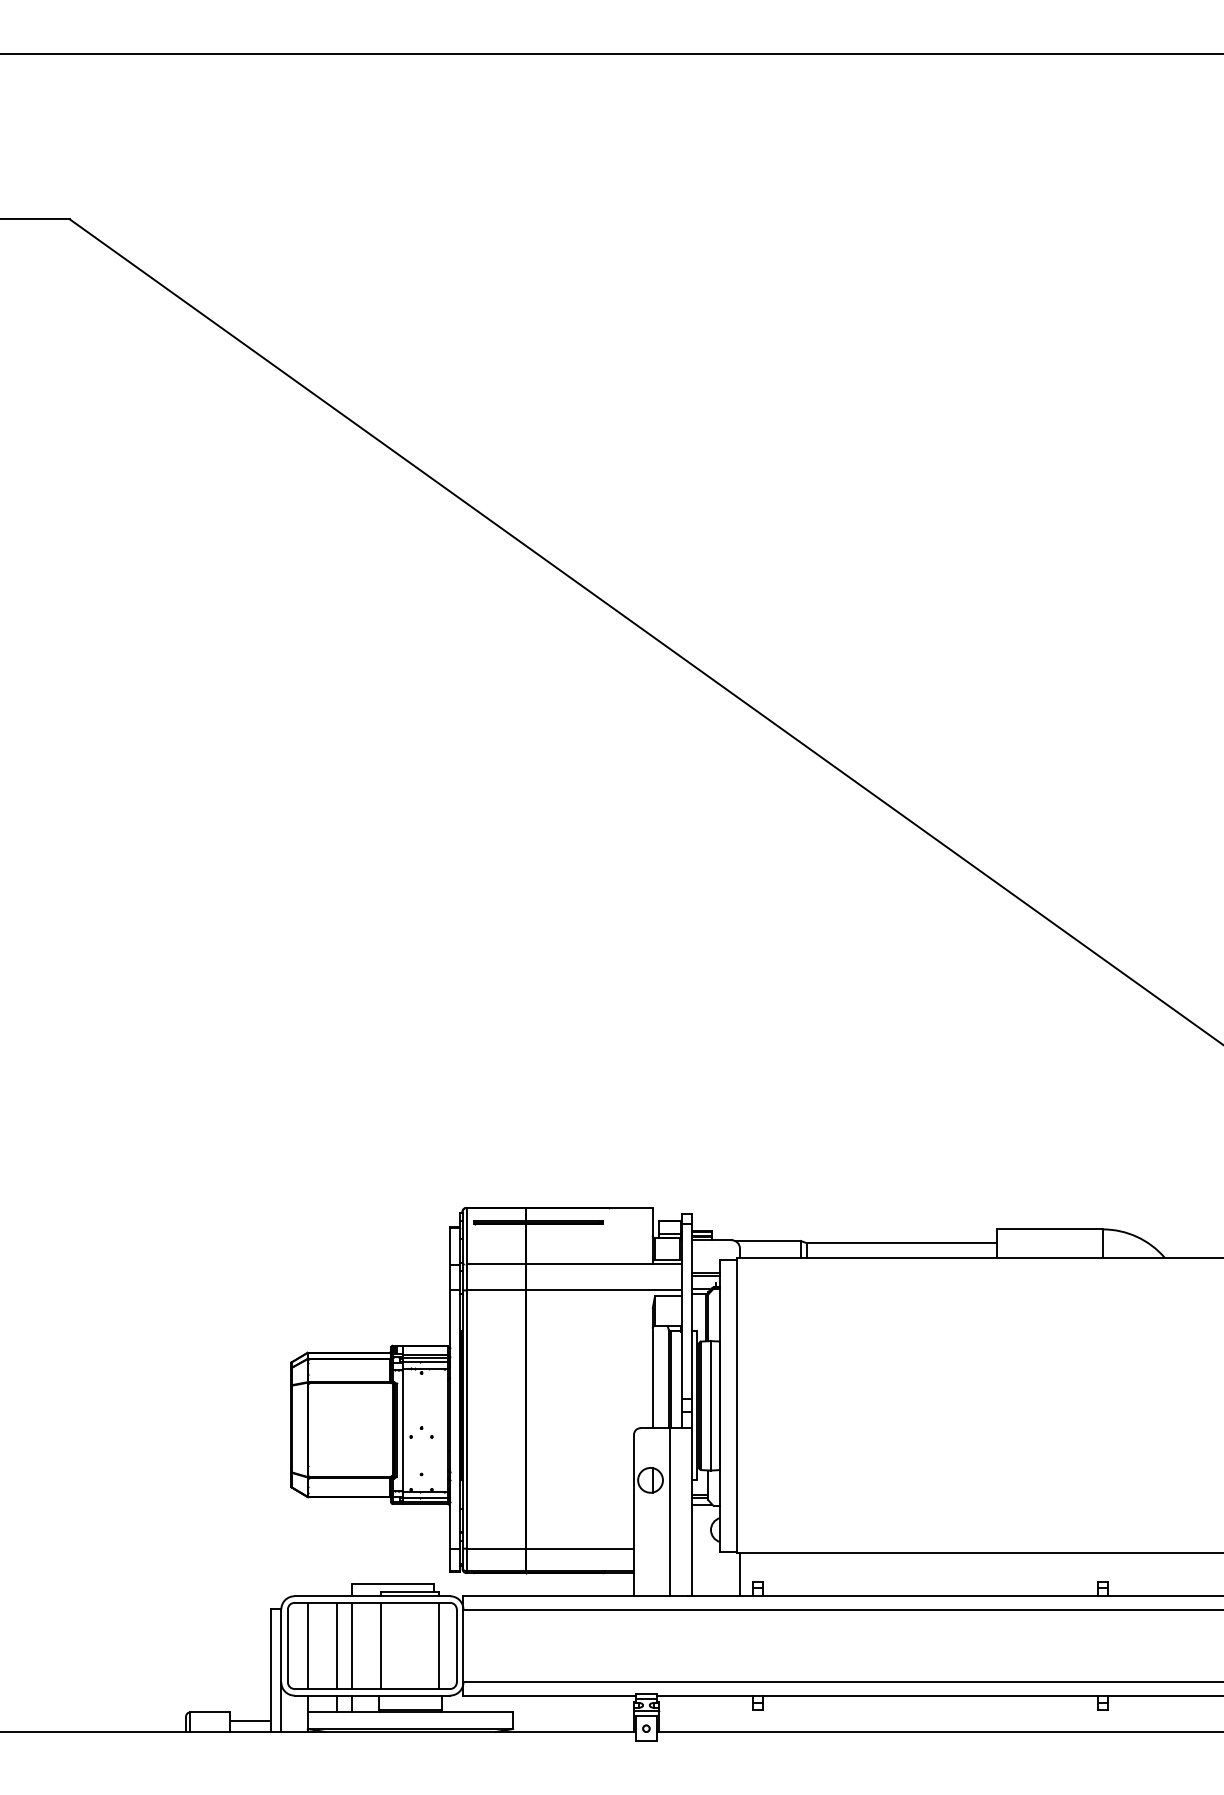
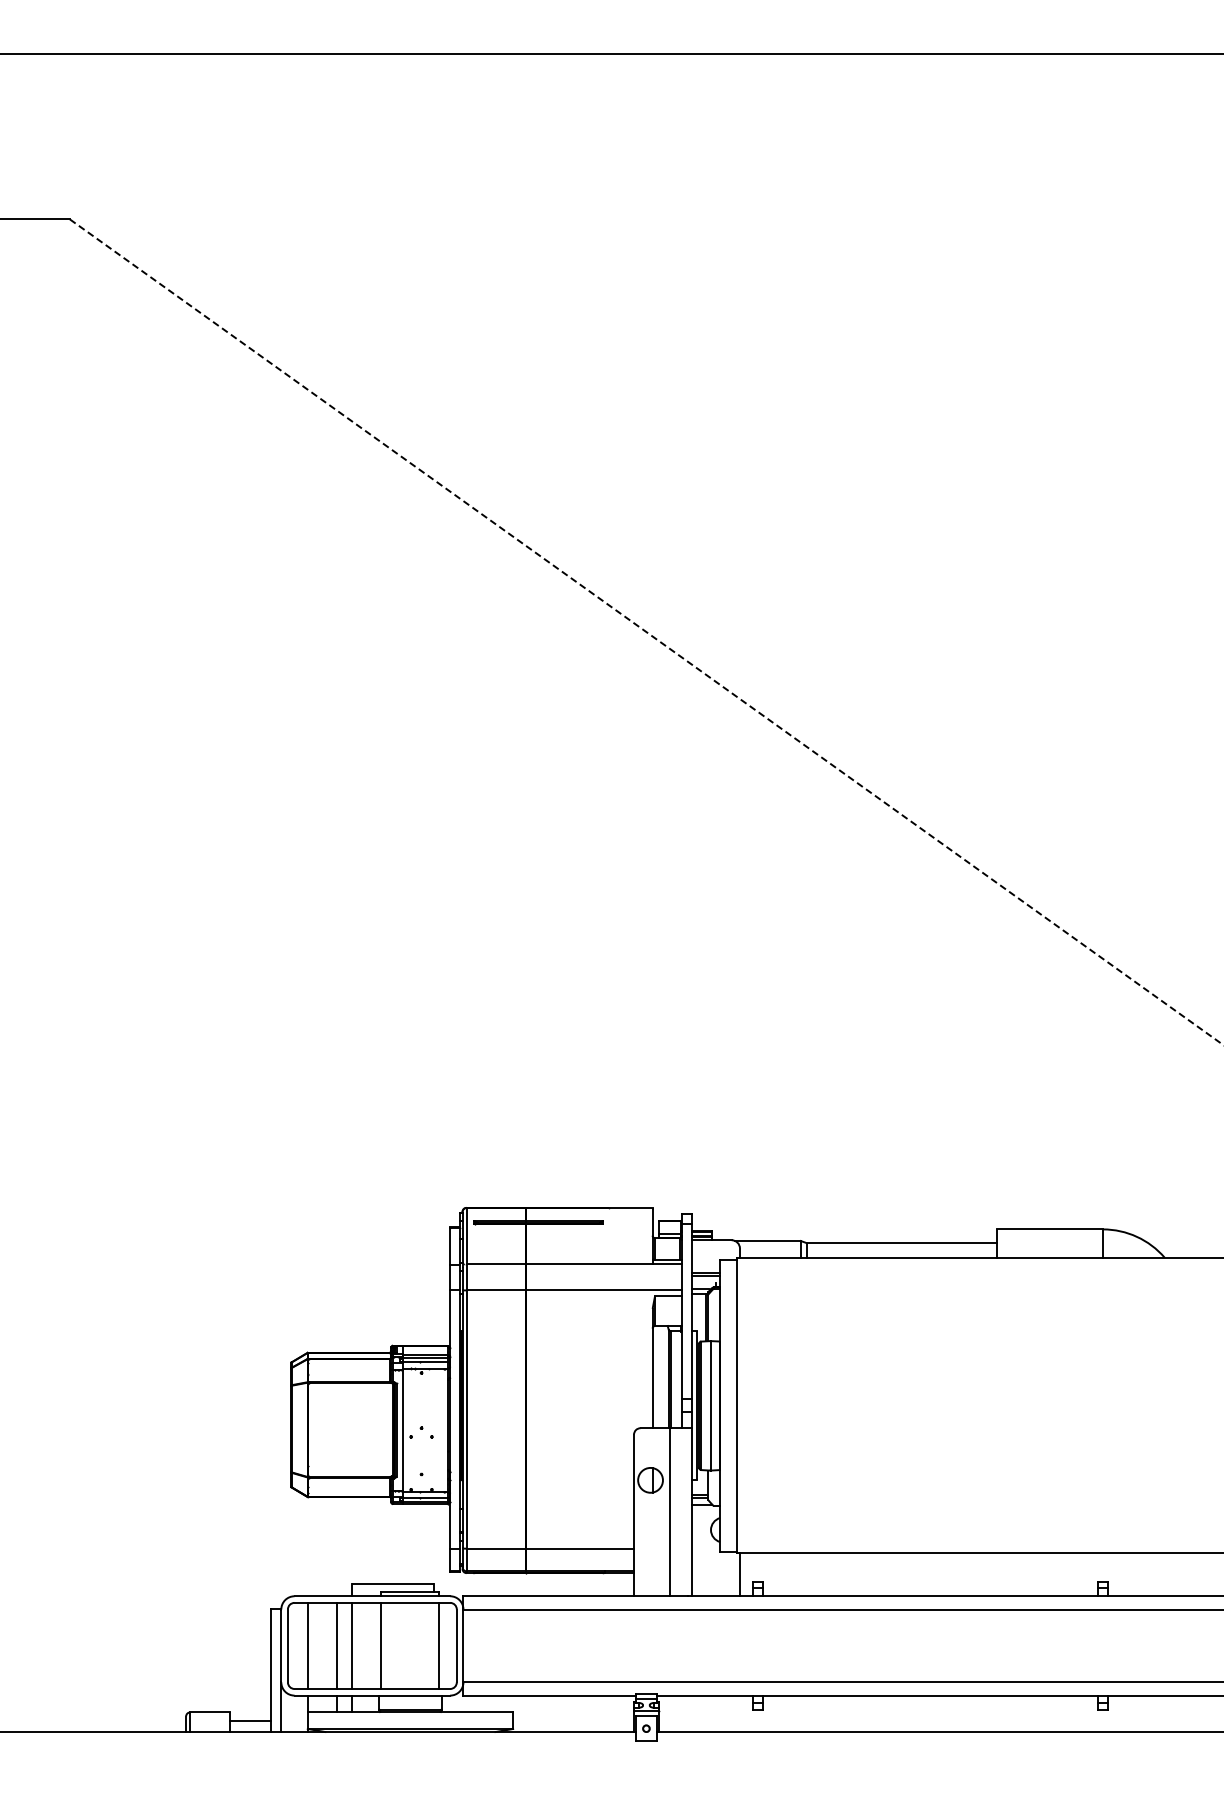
line: solid -> dashed (647, 632)
